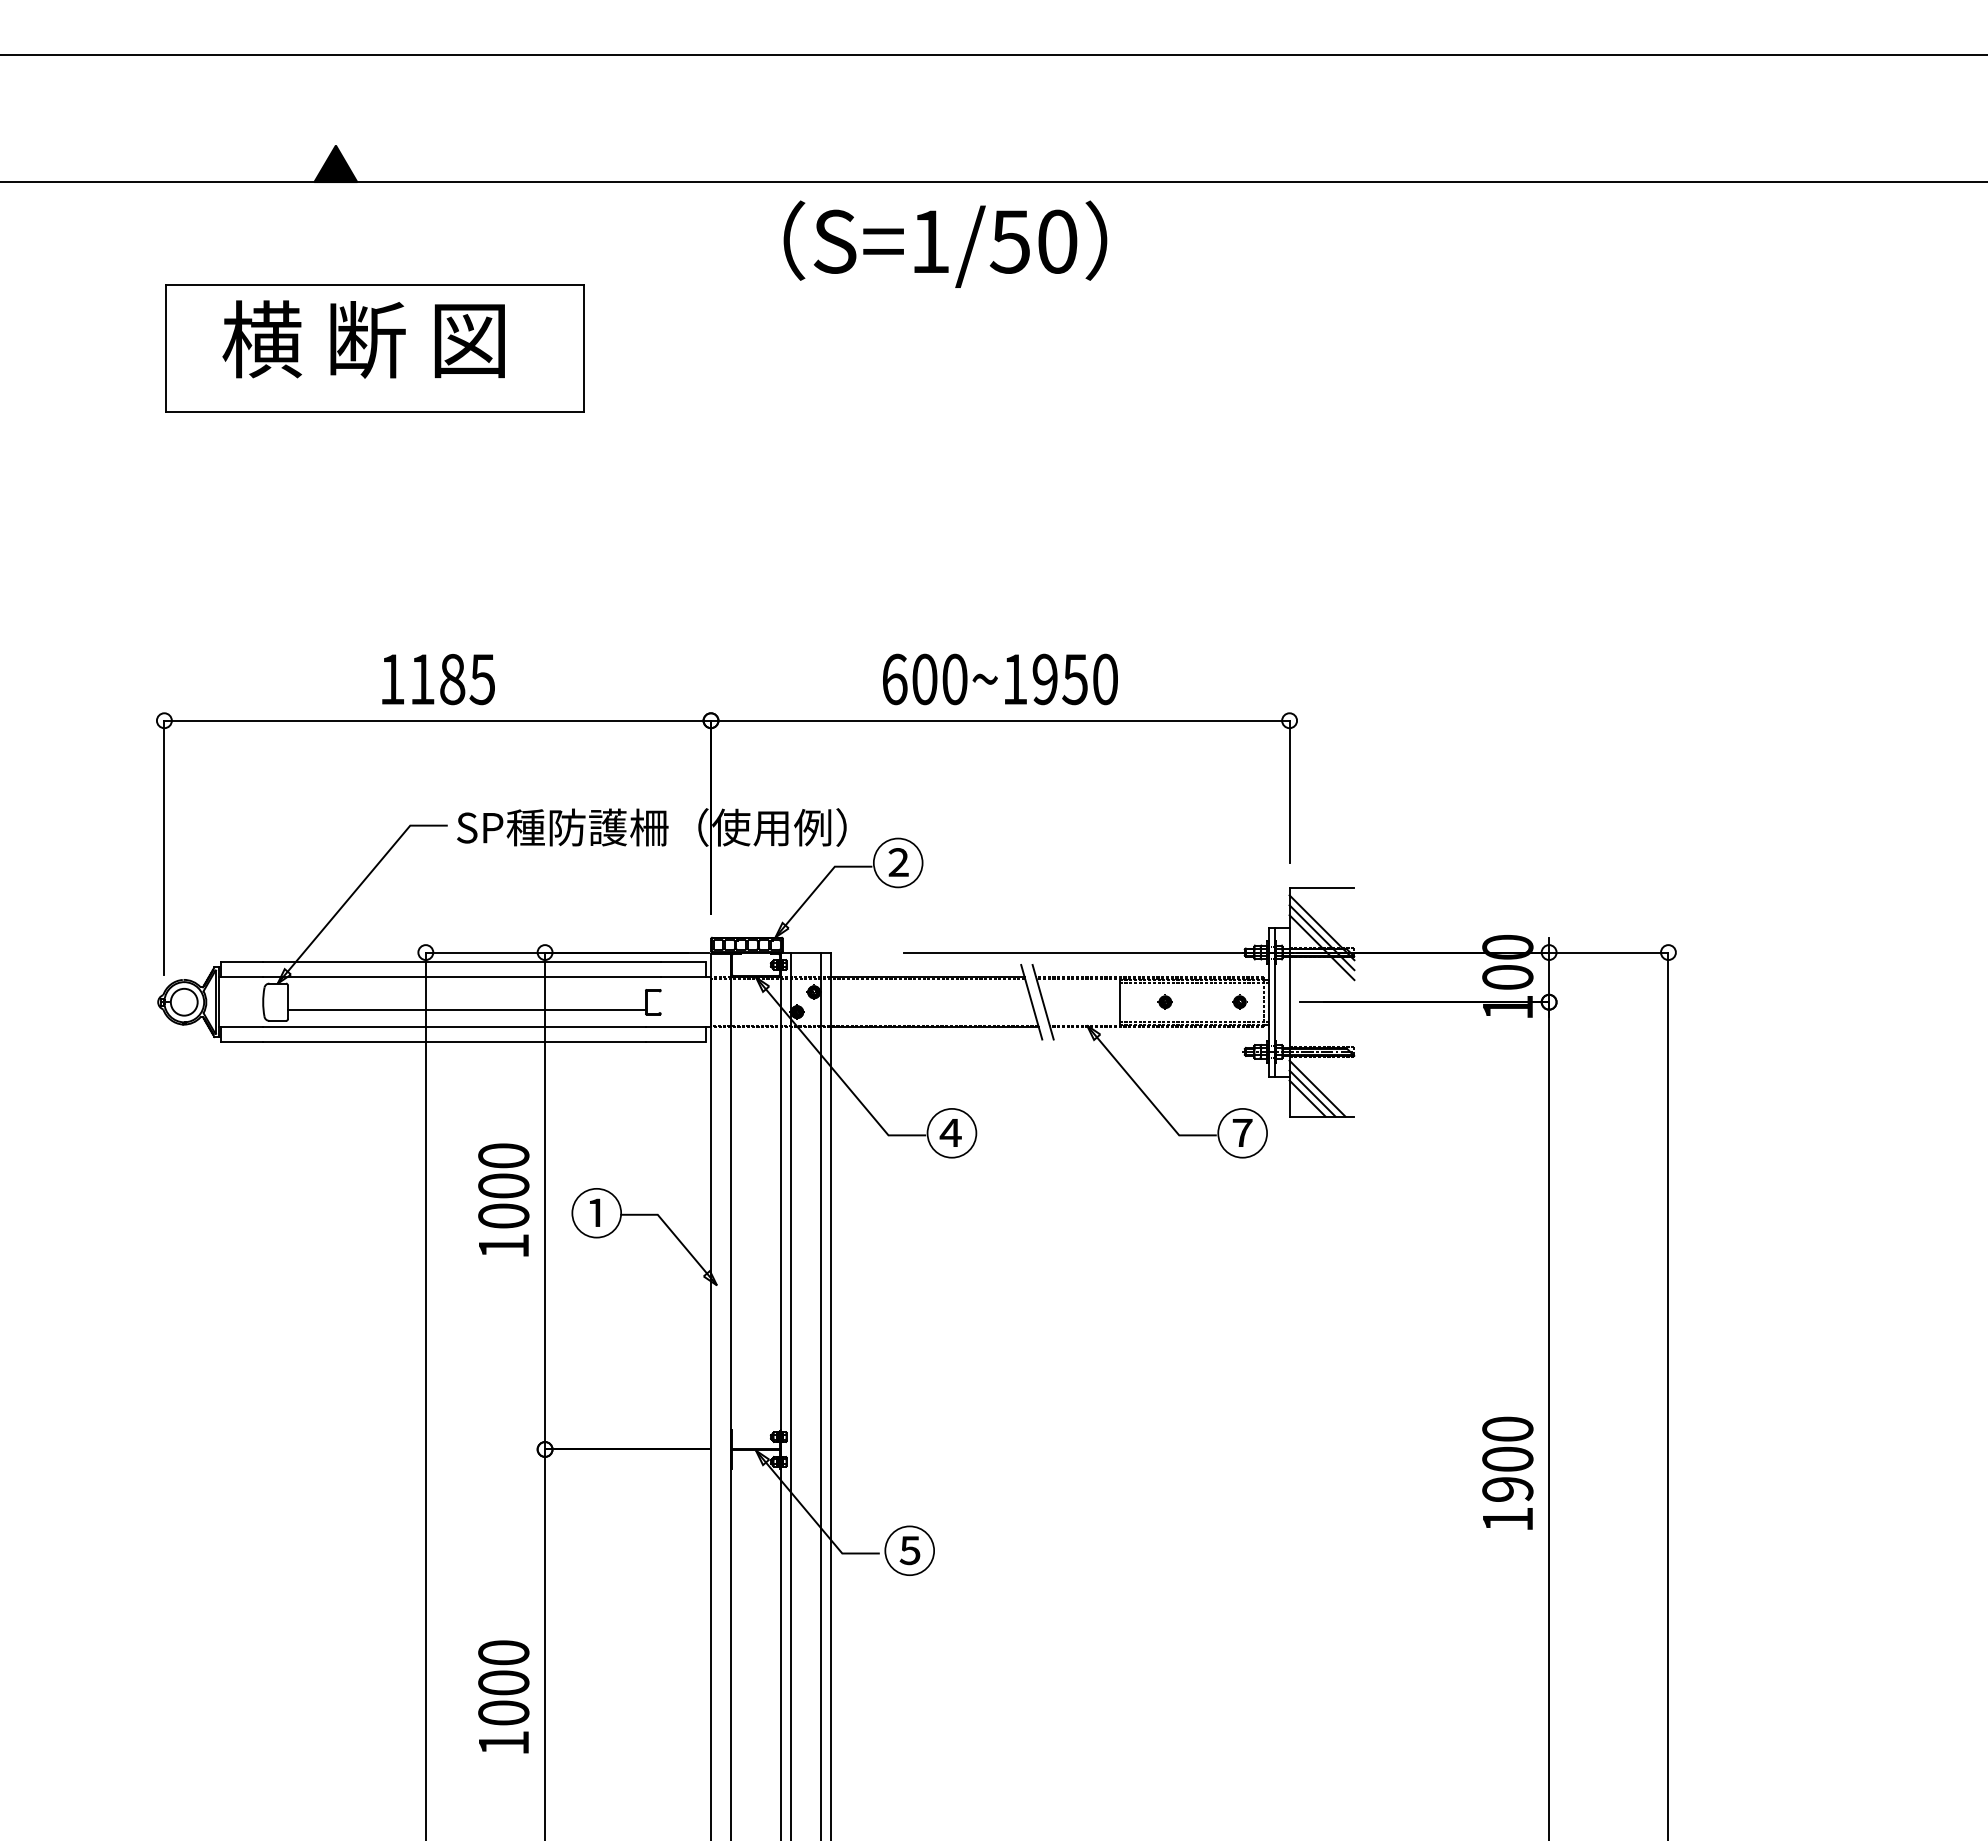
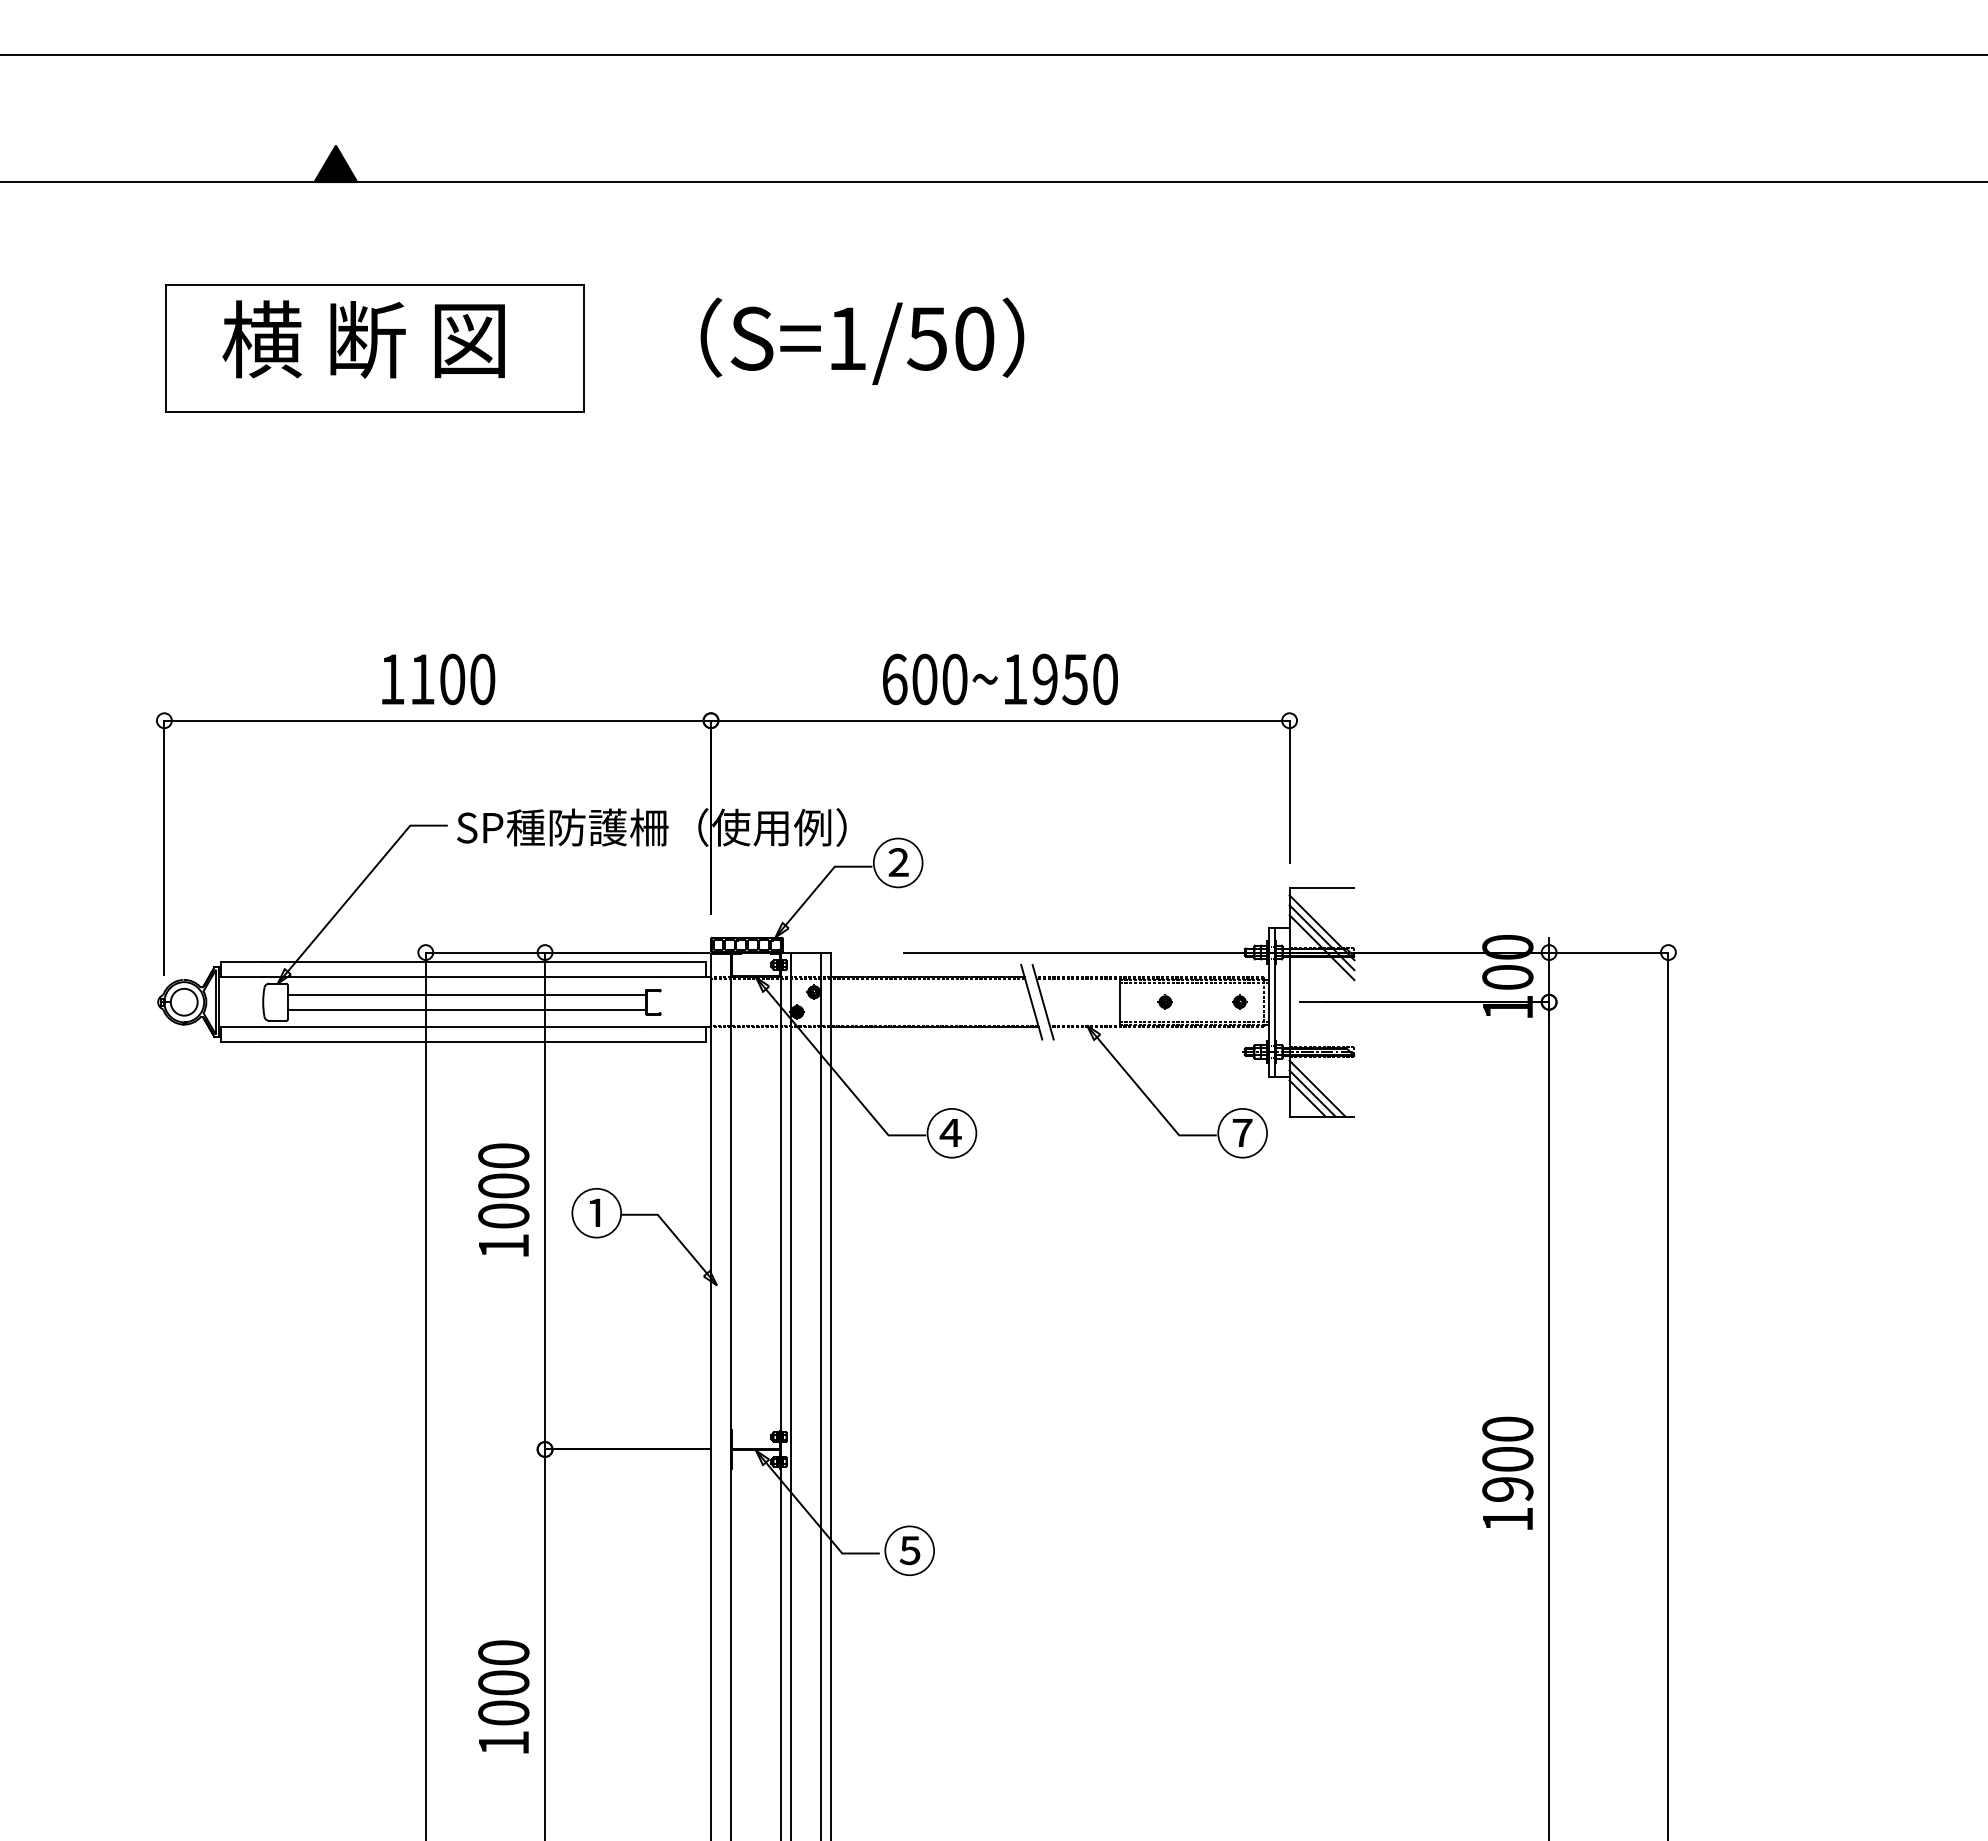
text position: (945, 243) -> (862, 340) (862, 340)
text: 1185 -> 1100 (467, 679)
line: none -> present (466, 994)
